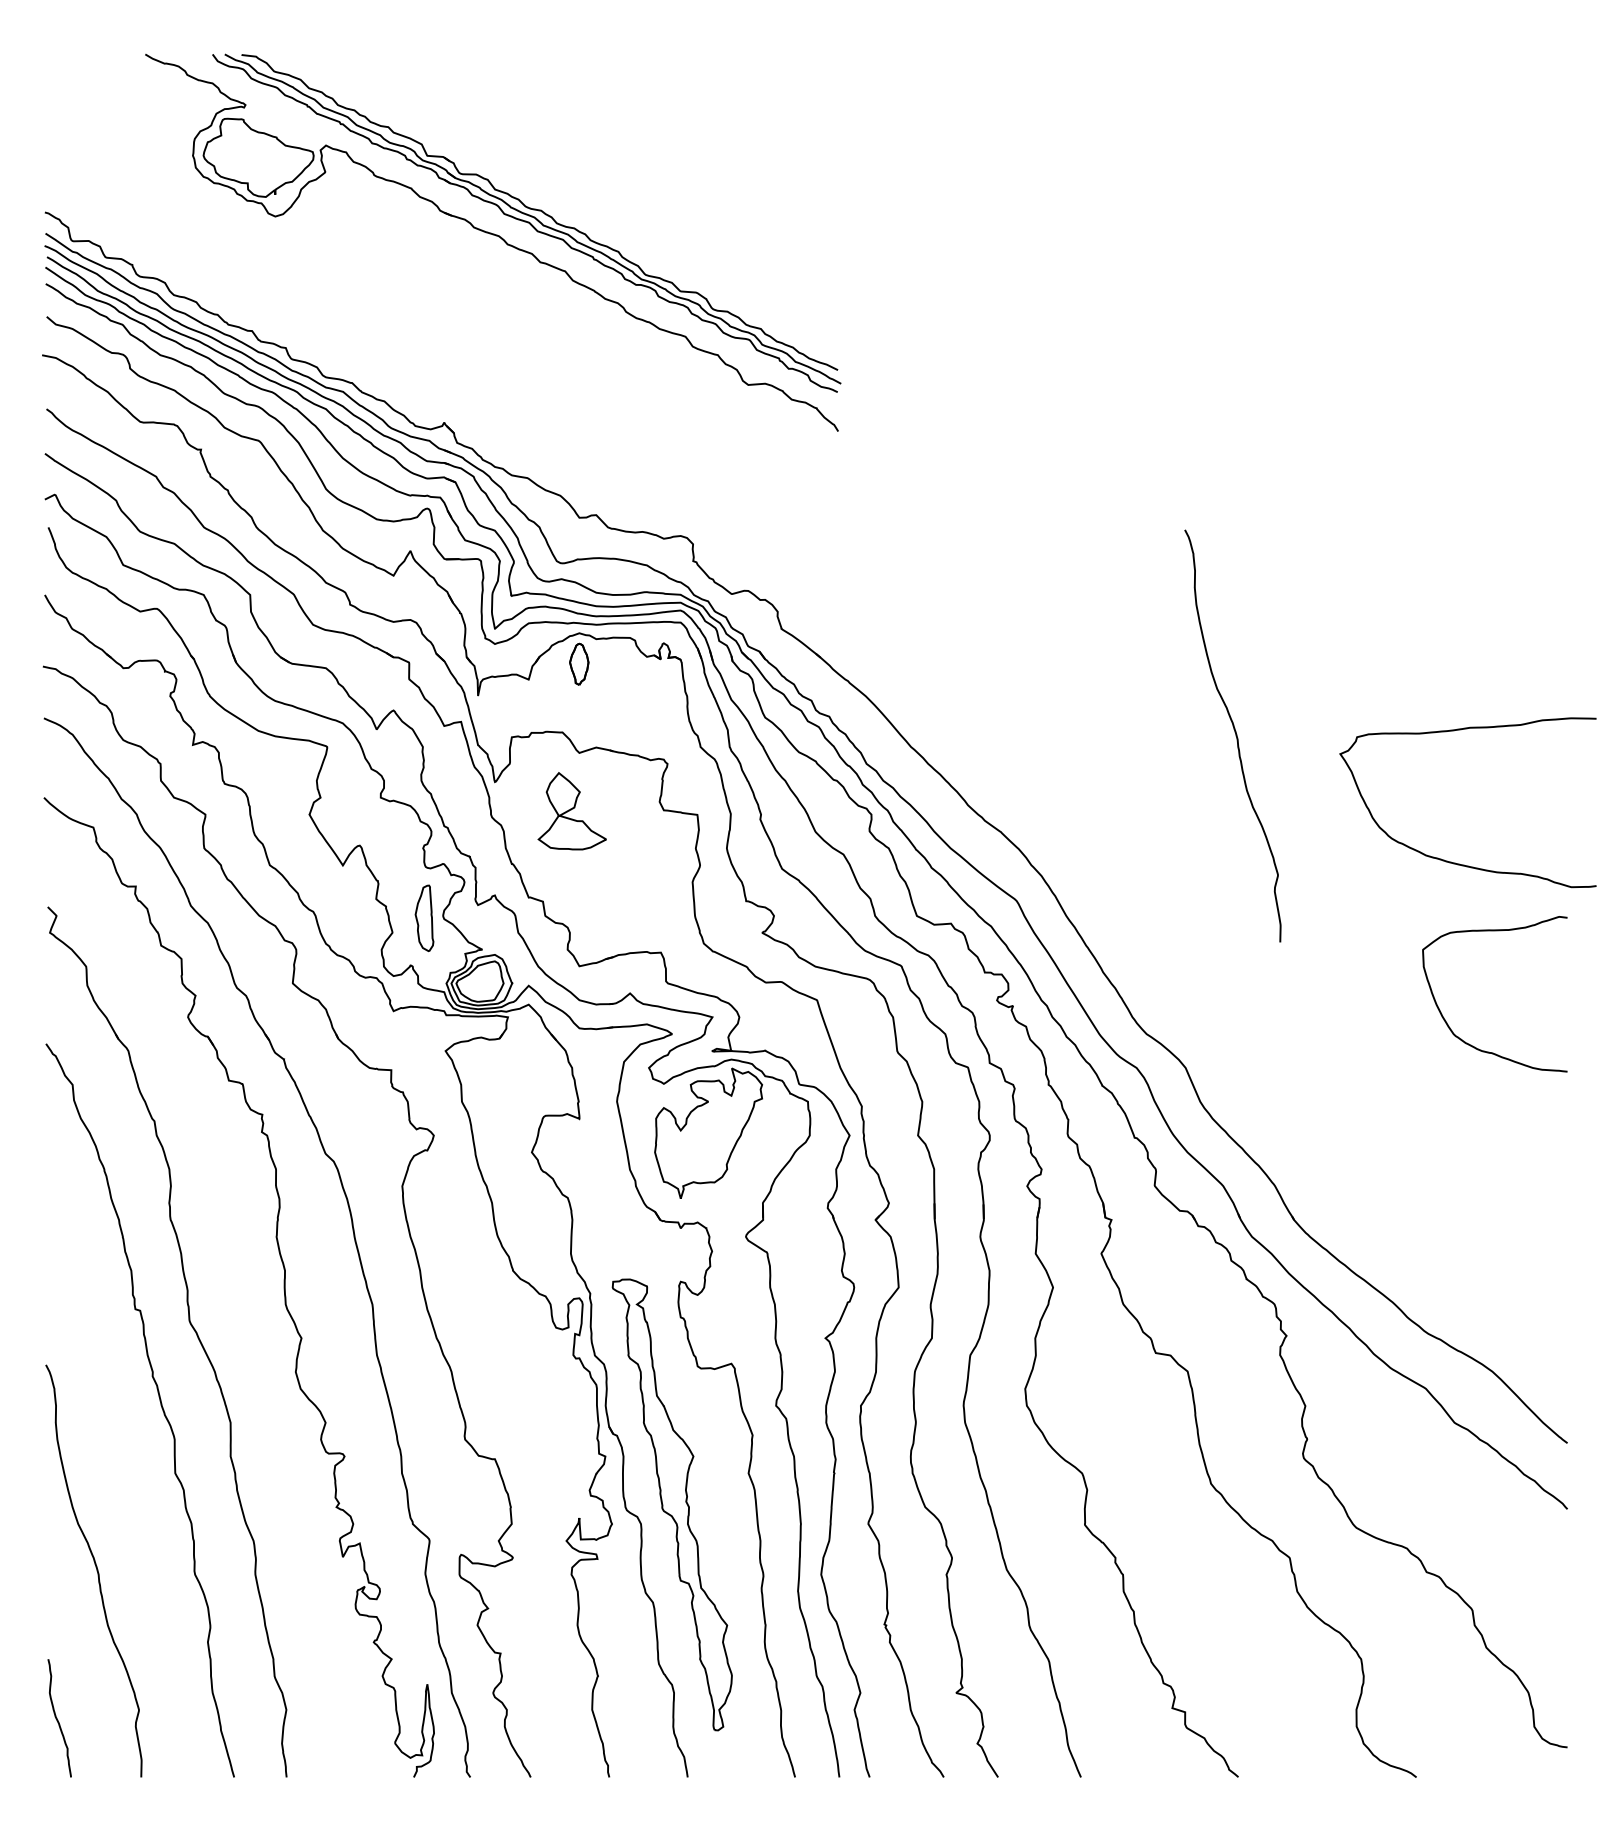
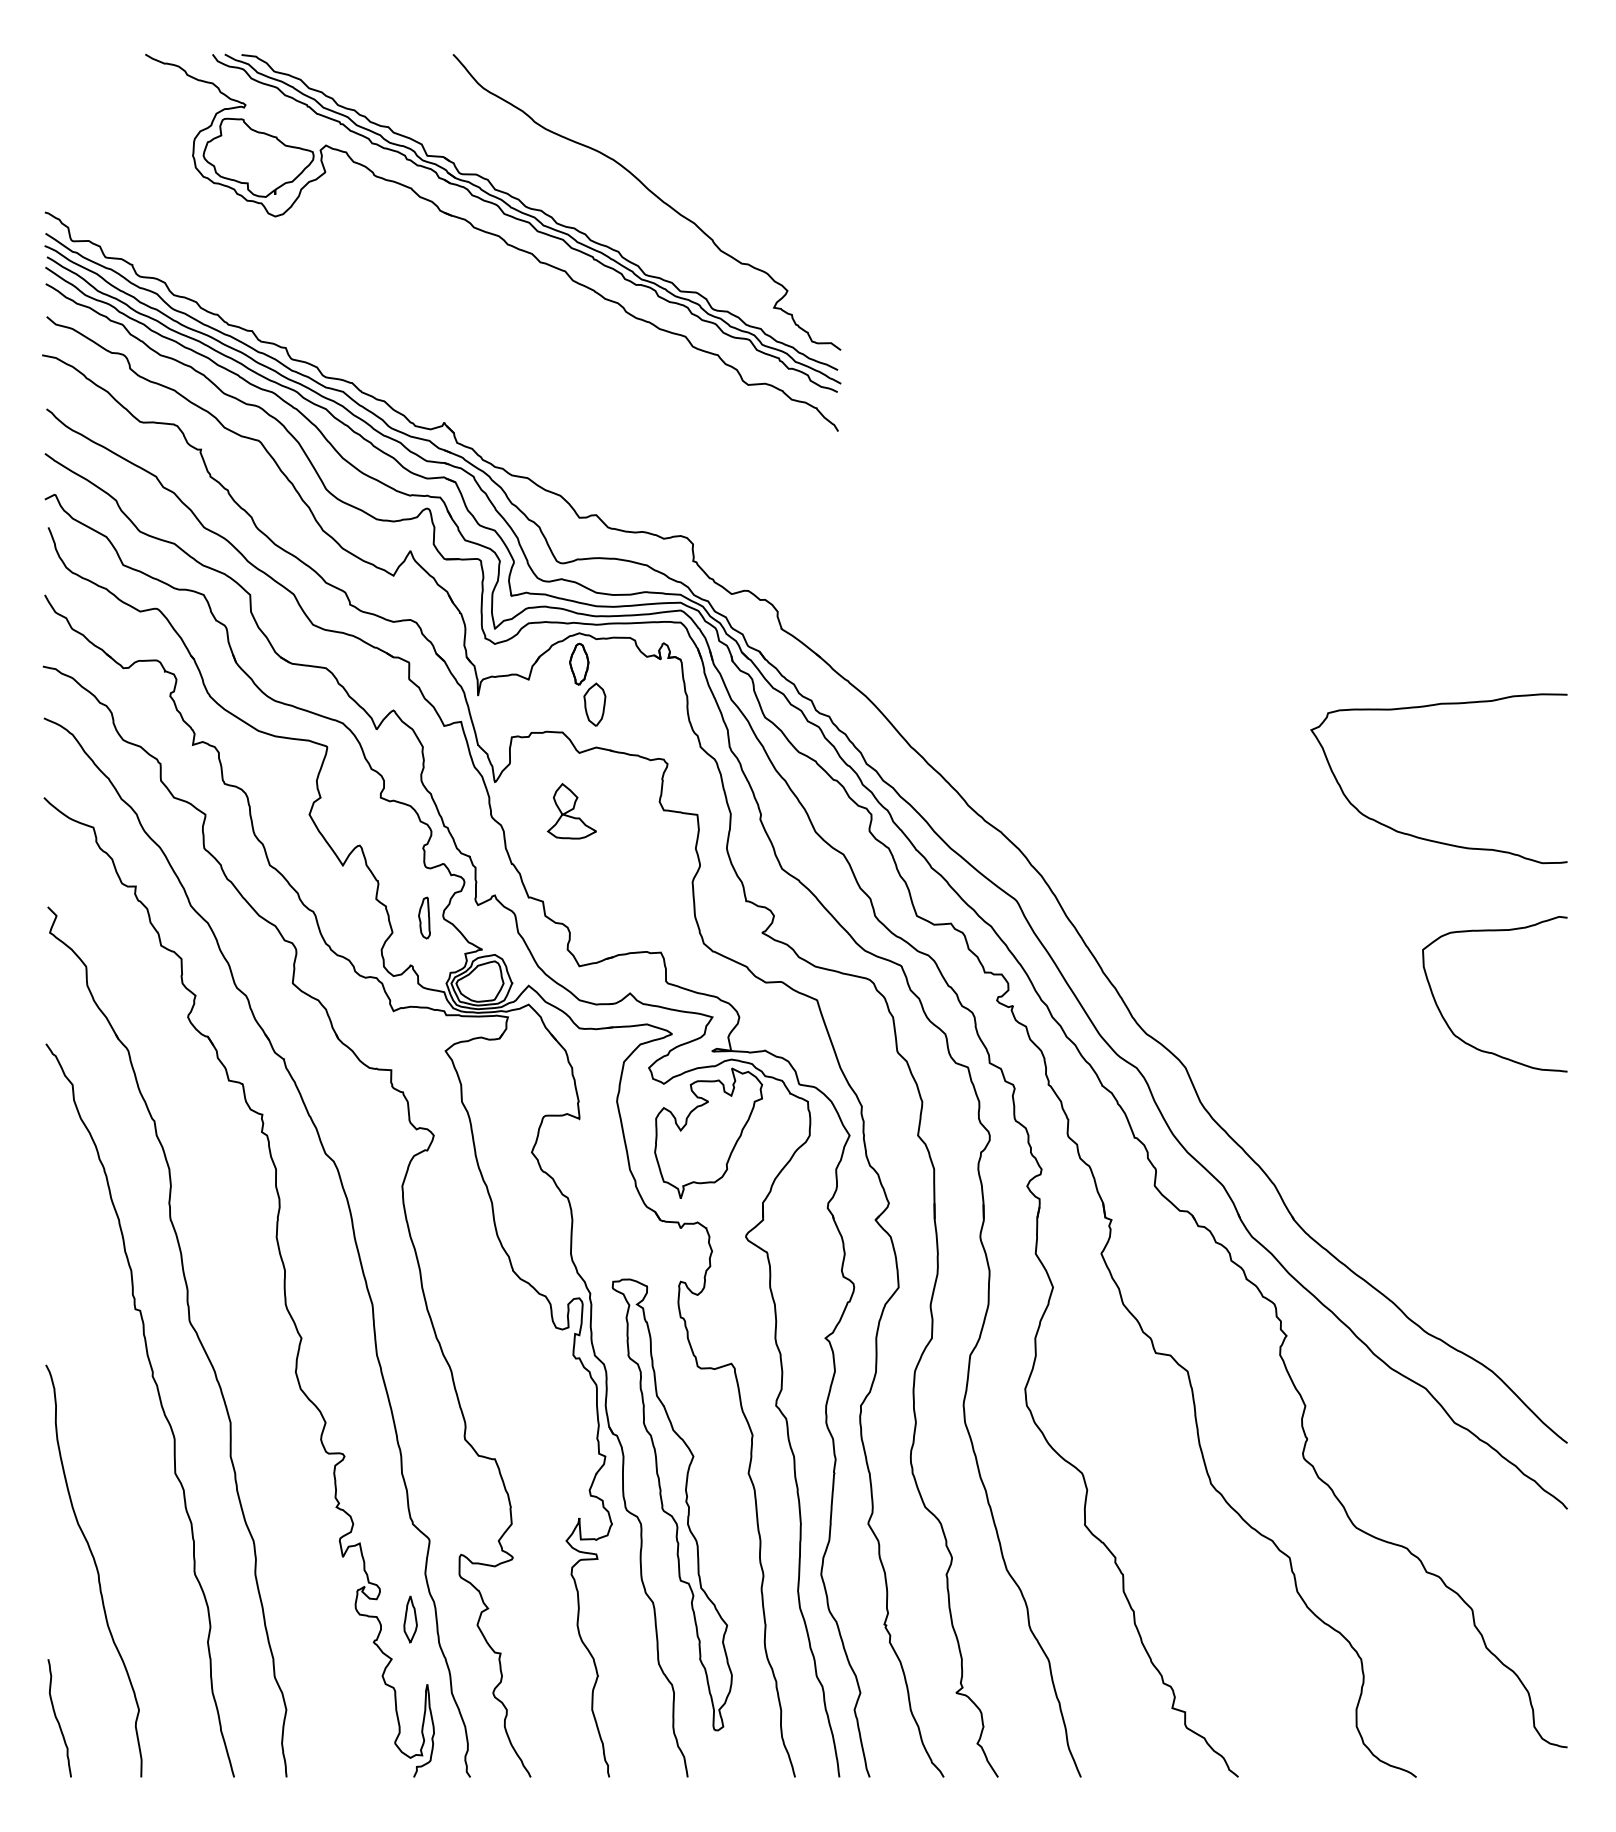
curve: none -> present (652, 194)
part: none -> present (594, 704)
curve: present -> none (1235, 735)
part size: 70x79 px -> 51x57 px (571, 811)
curve position: (1451, 861) -> (1422, 837) (1422, 837)
part size: 21x68 px -> 13x44 px (424, 917)
part: none -> present (410, 1619)
